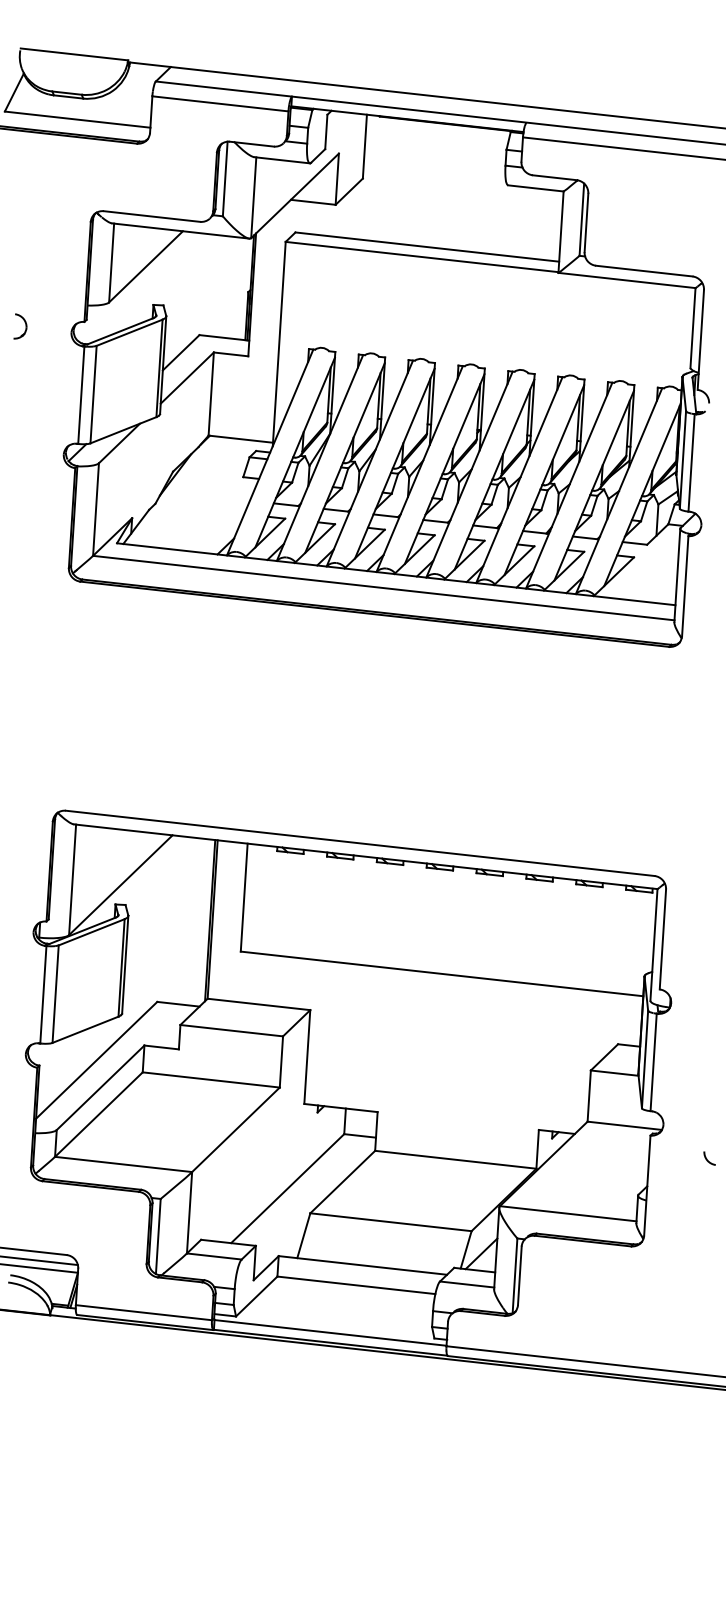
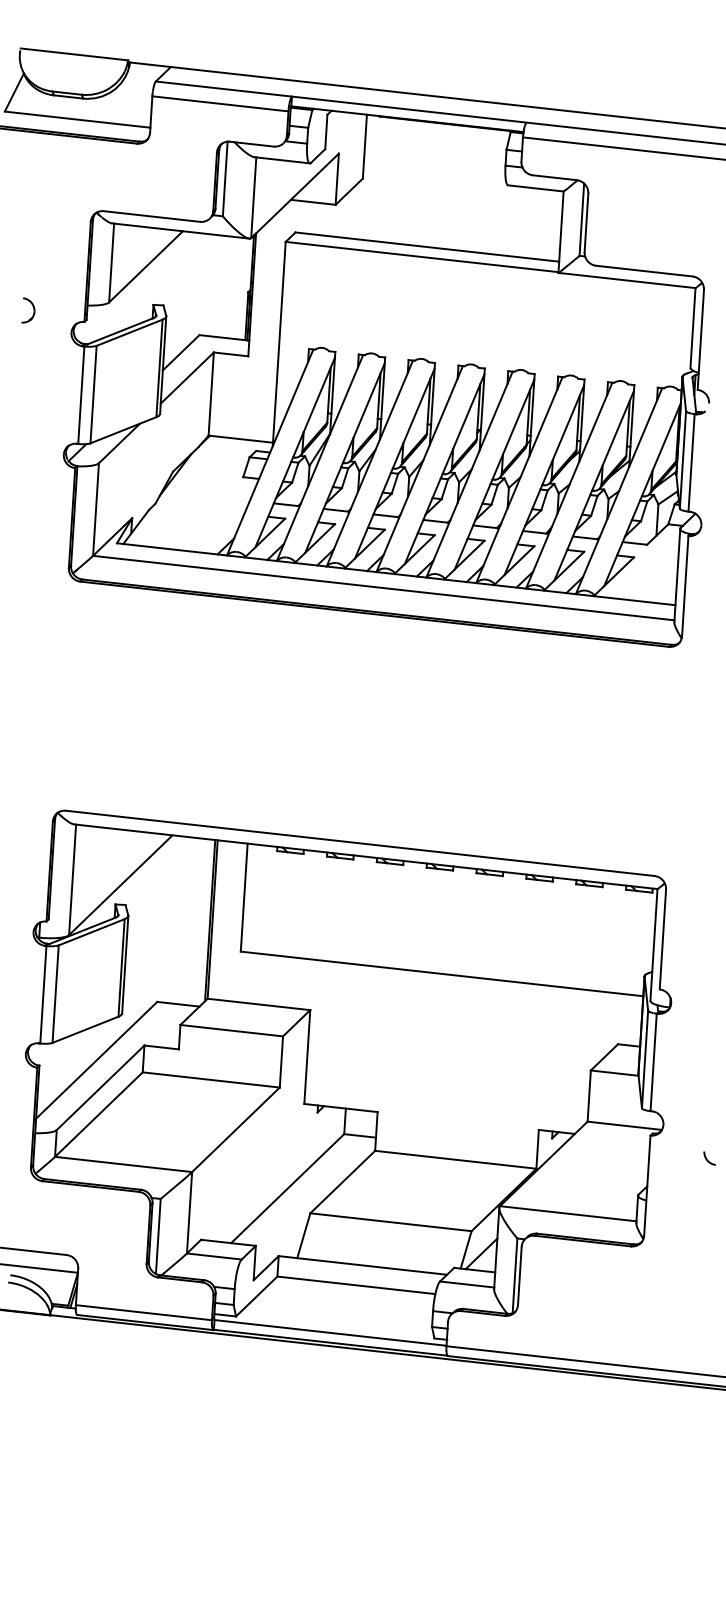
part position: (20, 326) -> (28, 310) (28, 310)
line: present -> none (39, 1260)
